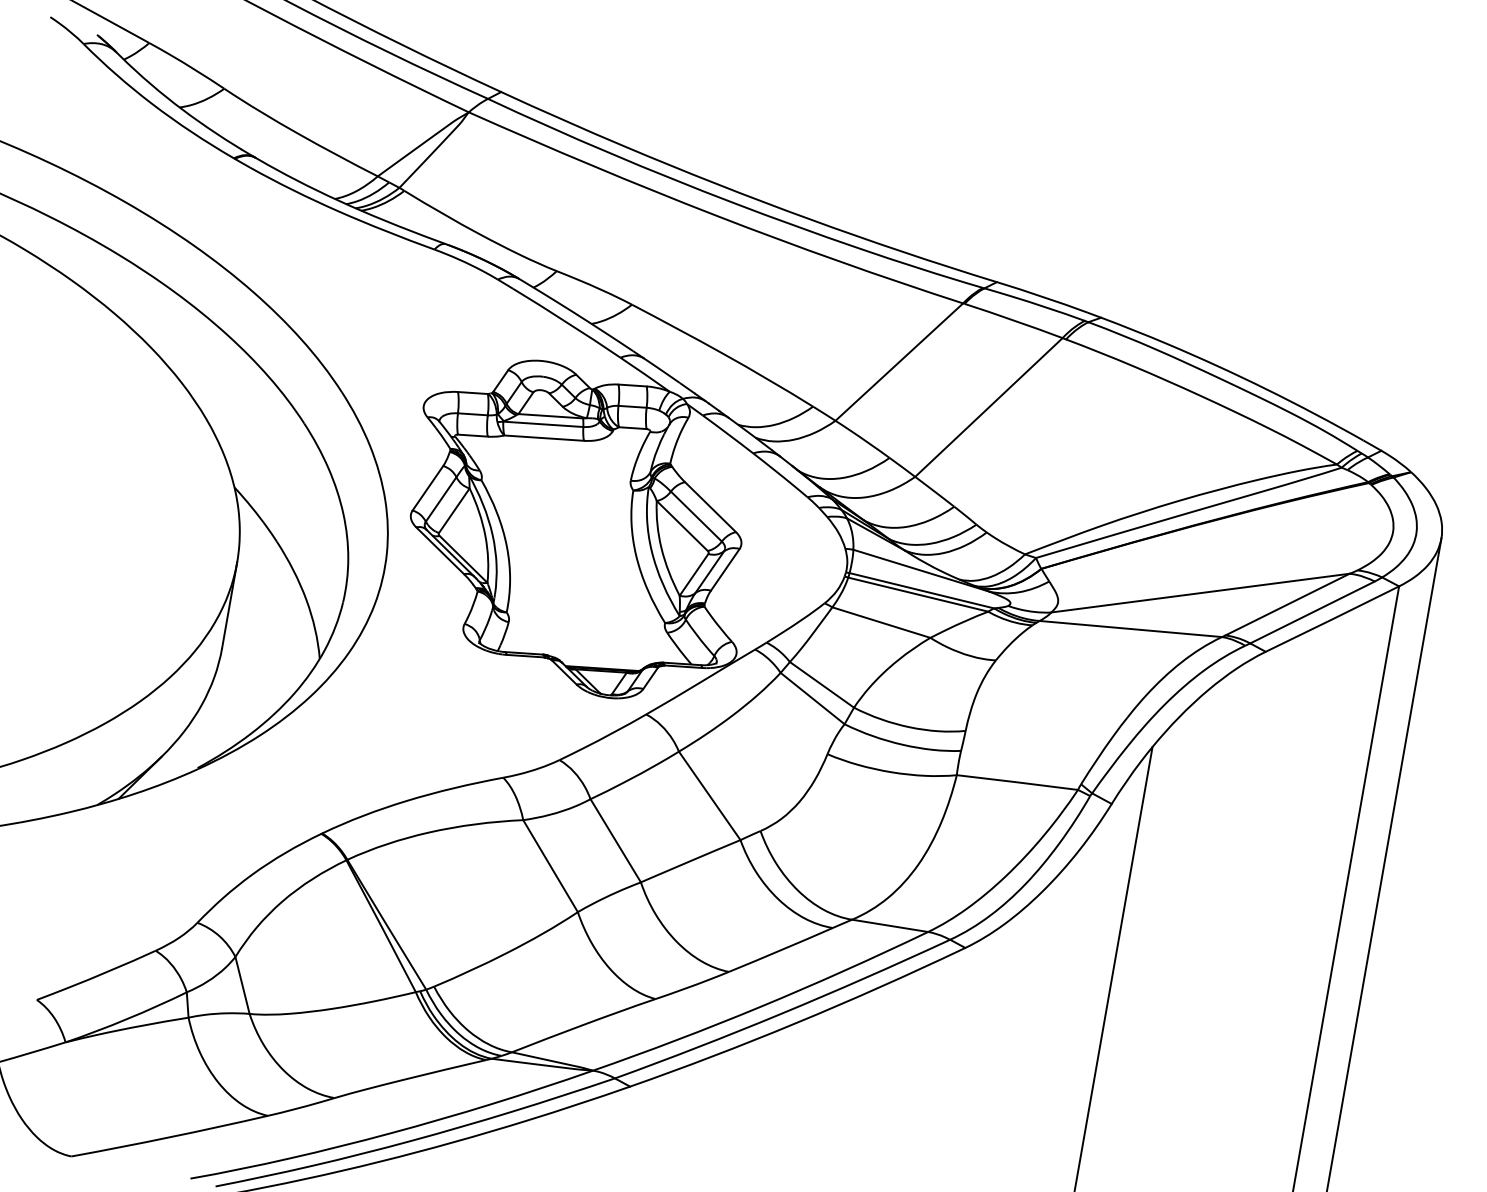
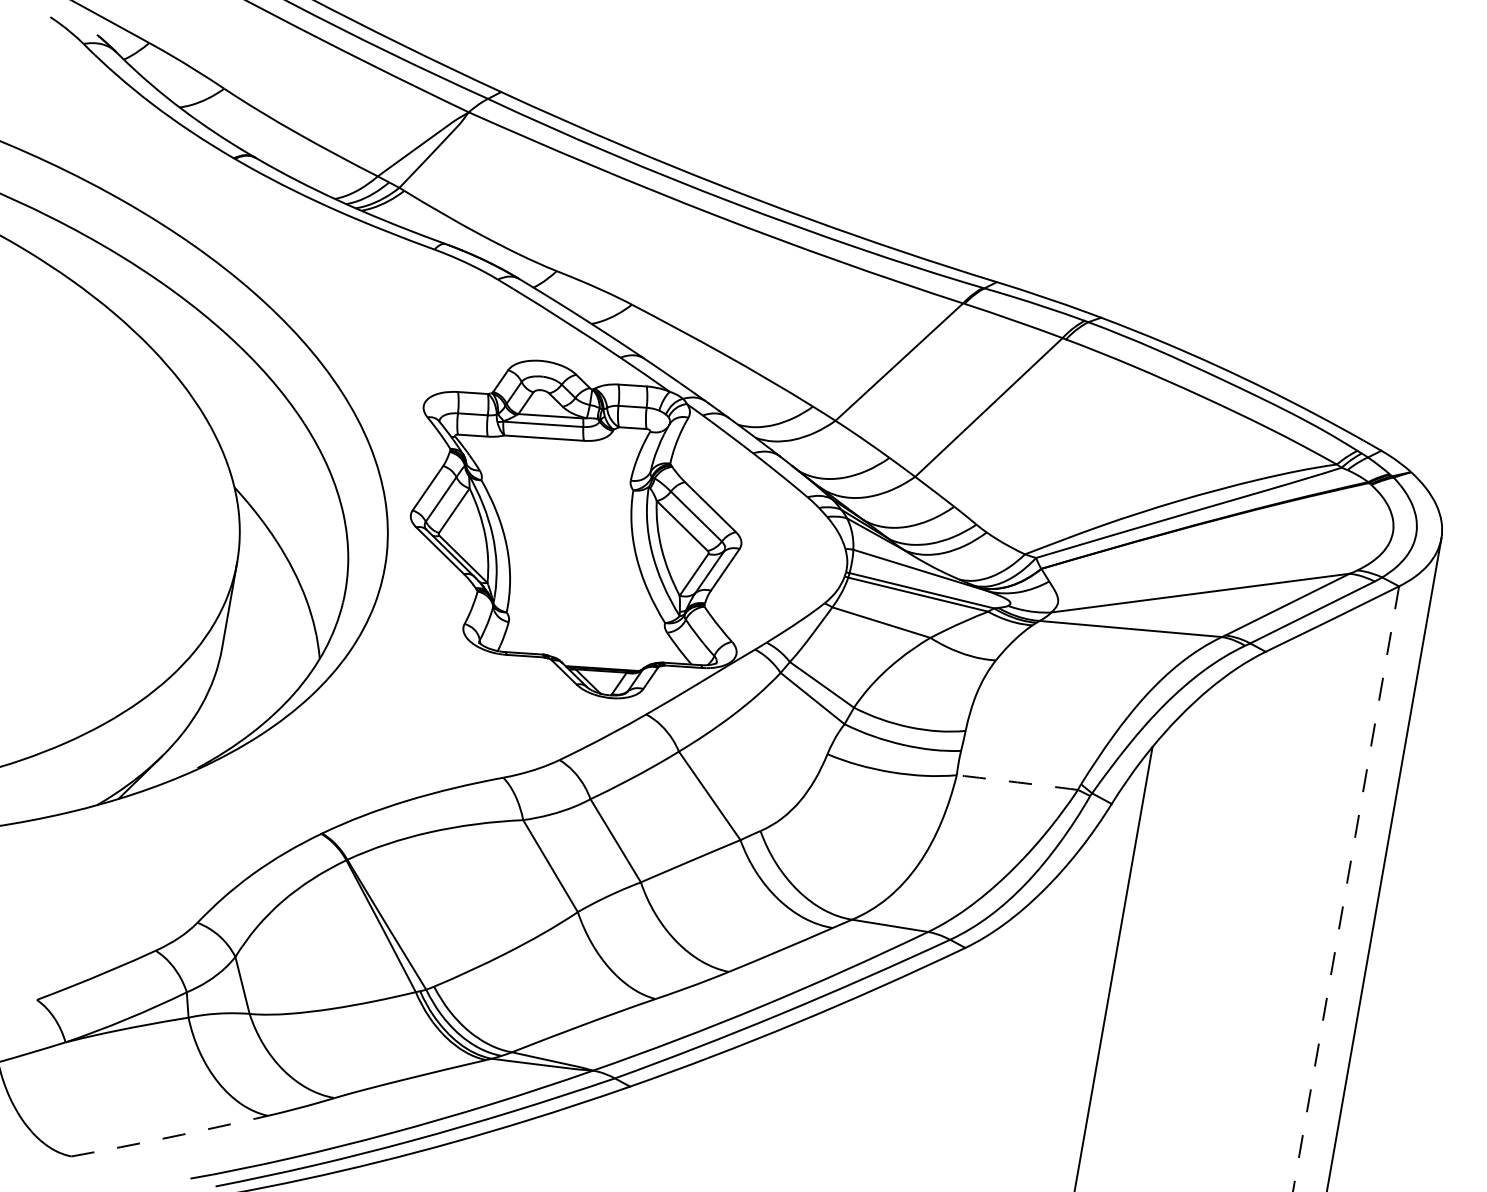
arc: solid -> dashed (1017, 782)
line: solid -> dashed (1345, 889)
arc: solid -> dashed (170, 1137)
